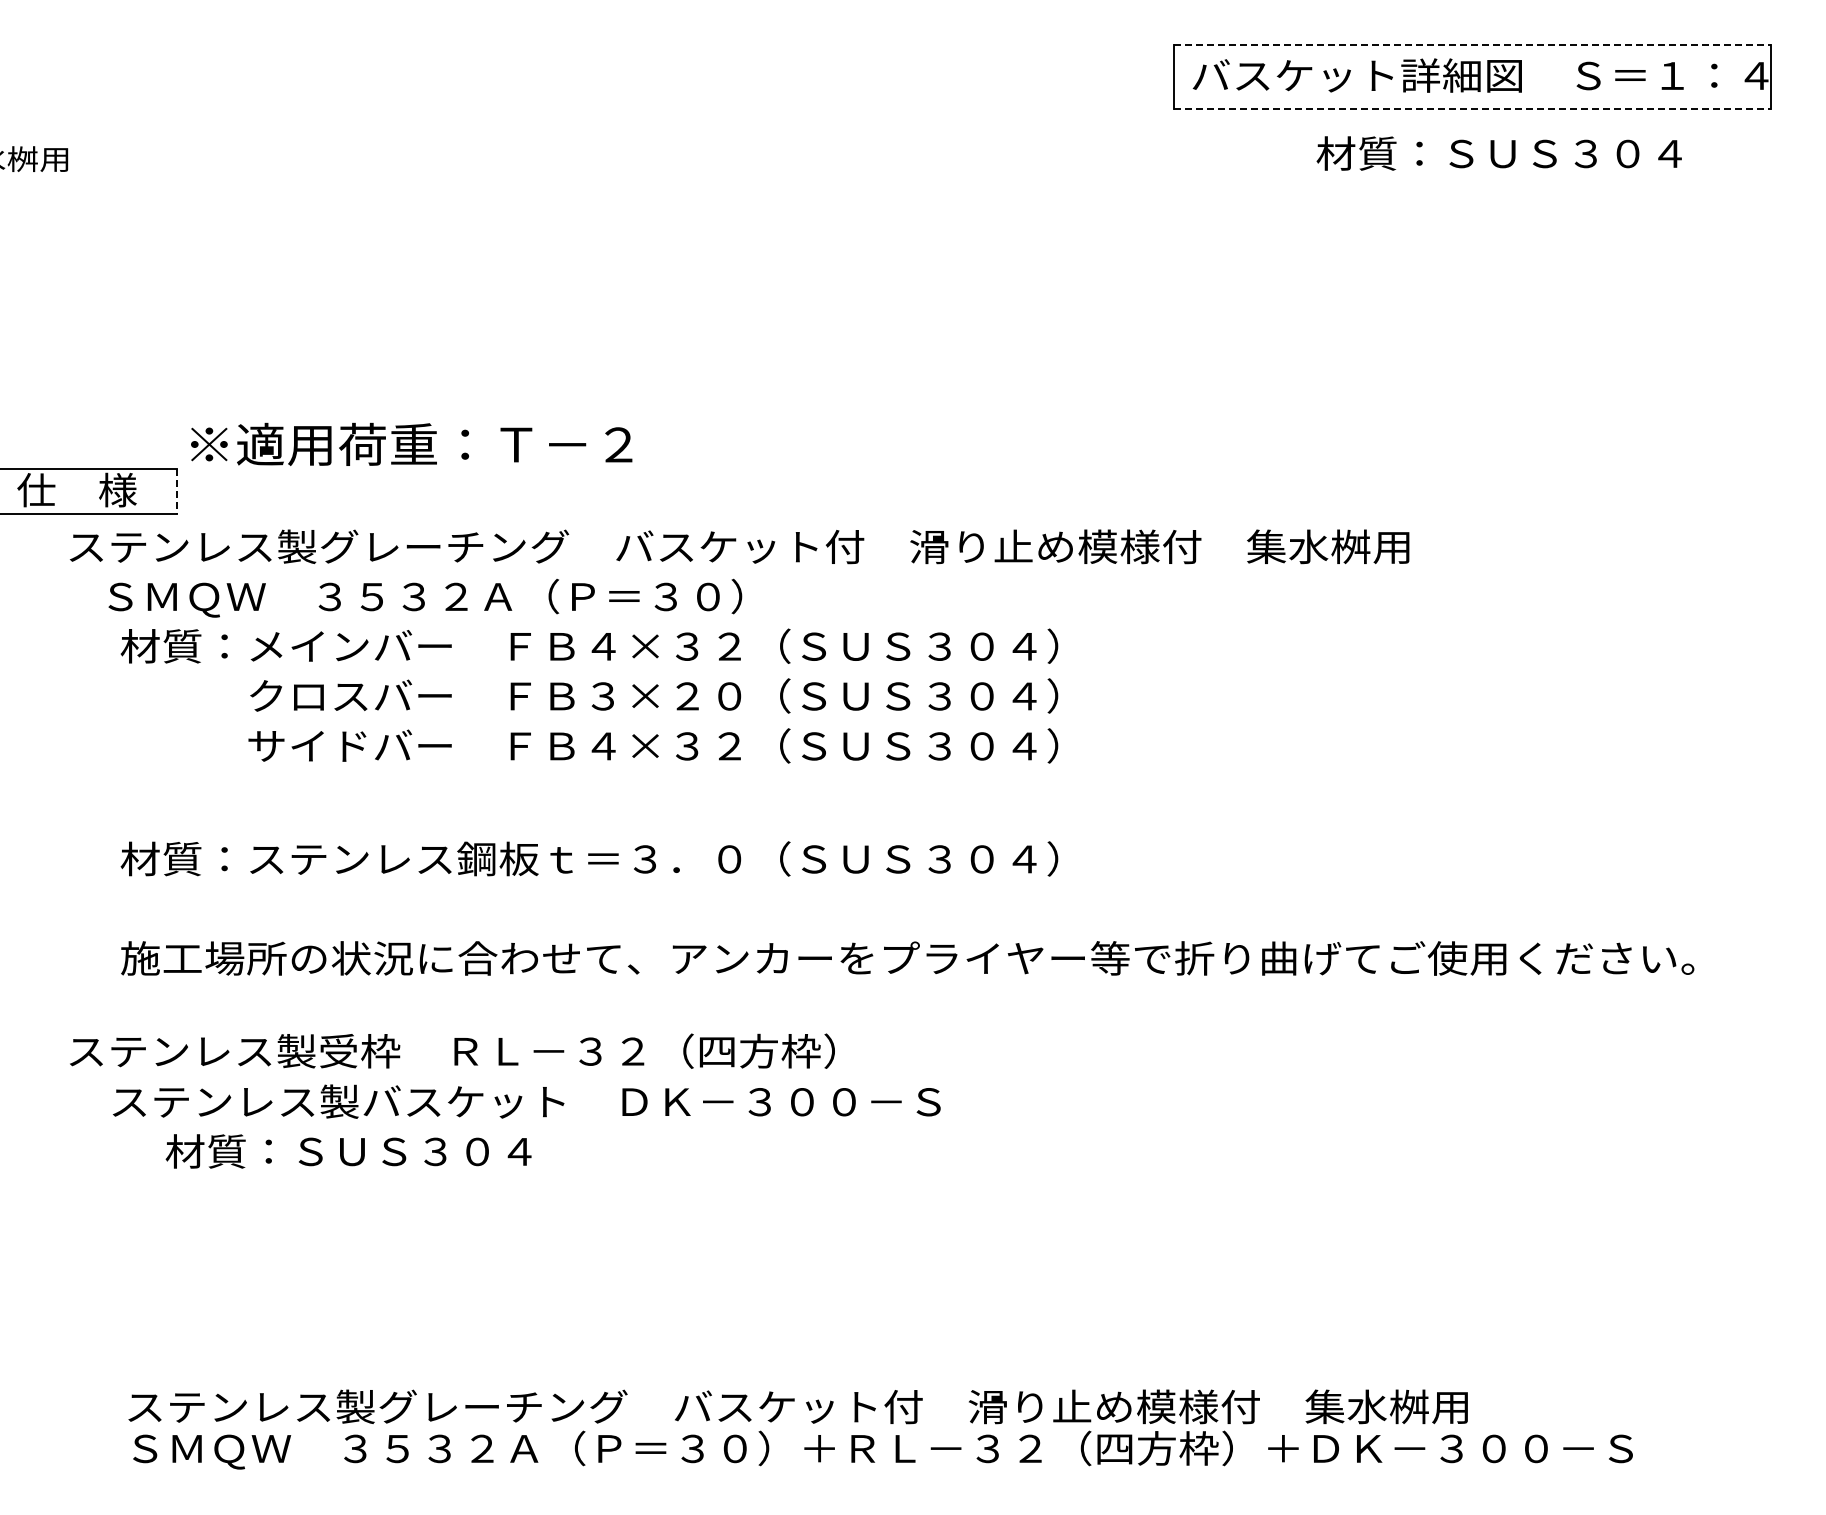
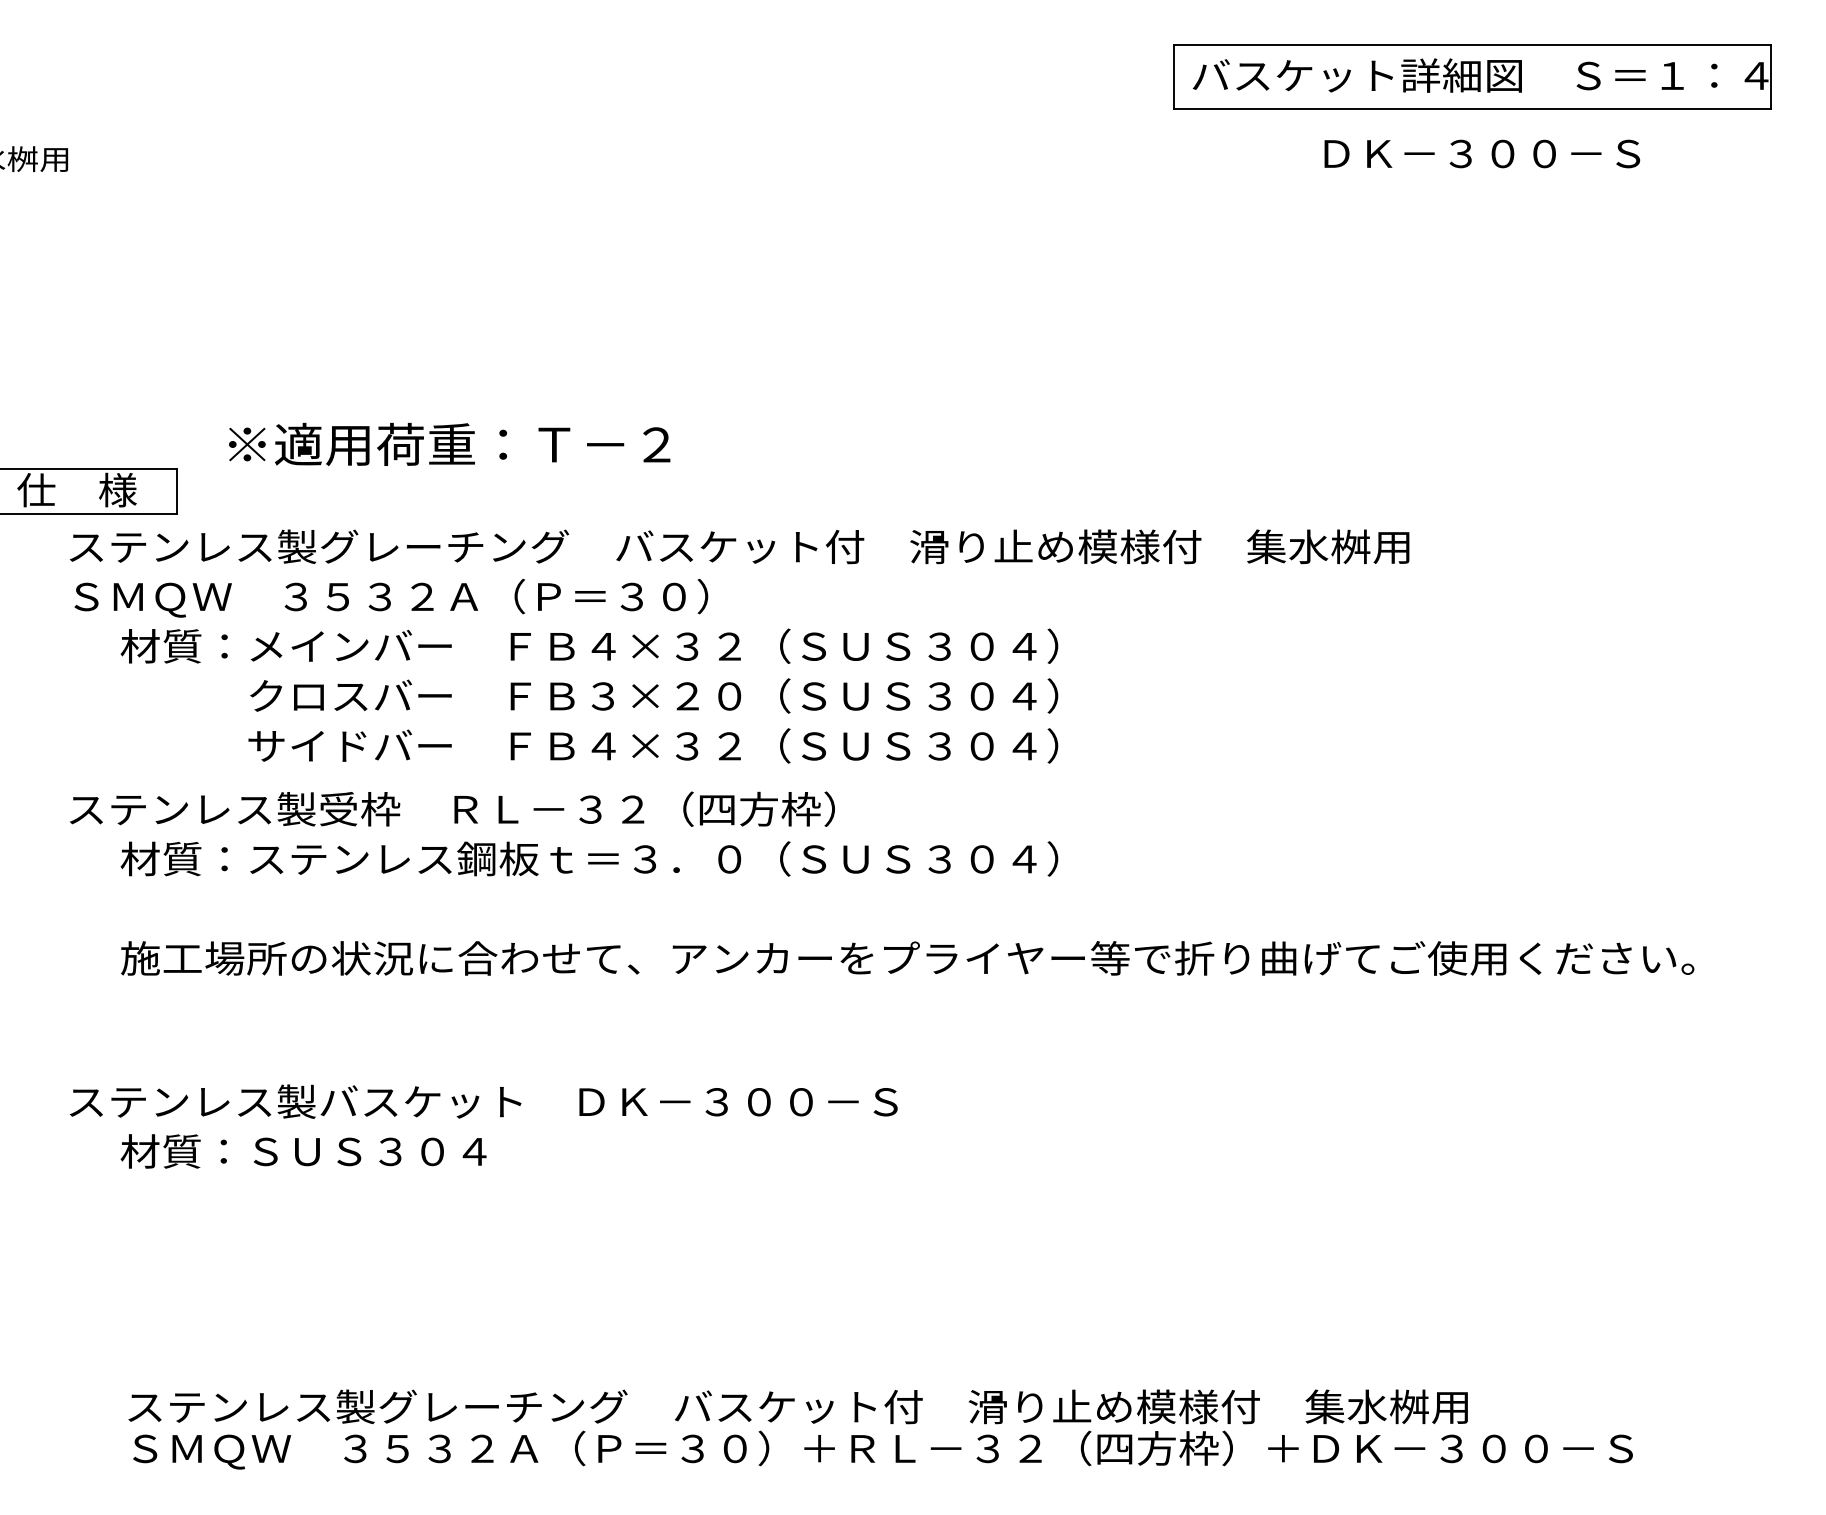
line: dashed -> solid (1472, 45)
line: dashed -> solid (1472, 108)
text: 材質：ＳＵＳ３０４ -> ＤＫ－３００－Ｓ (1498, 153)
text position: (411, 443) -> (449, 443) (449, 443)
line: dashed -> solid (176, 491)
text position: (425, 597) -> (391, 597) (391, 597)
text position: (452, 1050) -> (452, 808) (452, 808)
text position: (526, 1101) -> (483, 1101) (483, 1101)
text position: (348, 1151) -> (303, 1151) (303, 1151)
